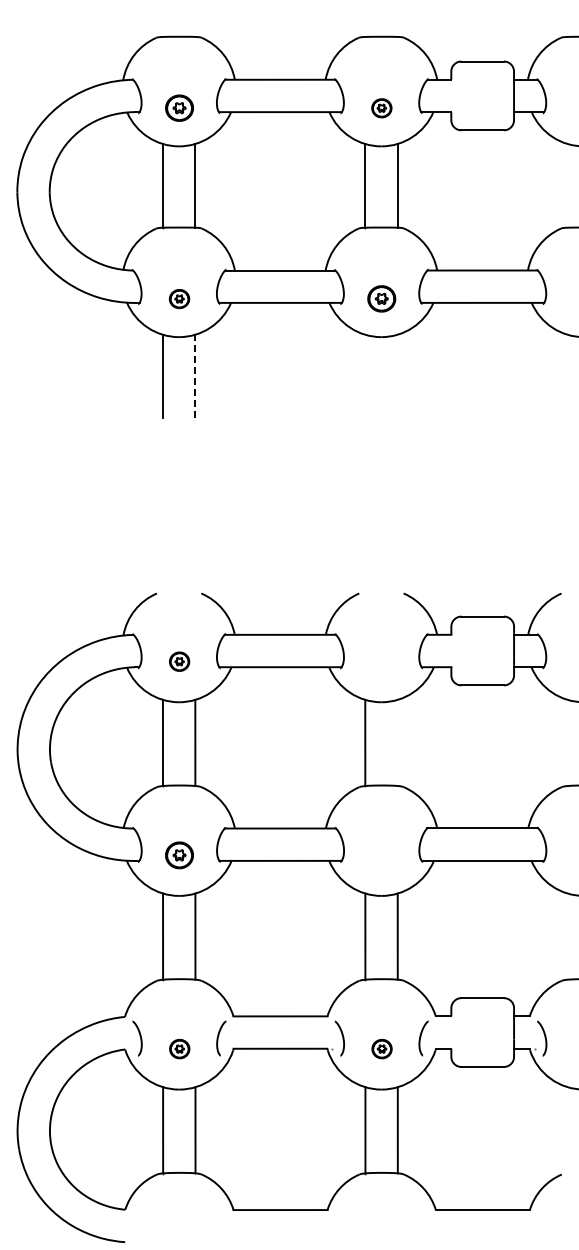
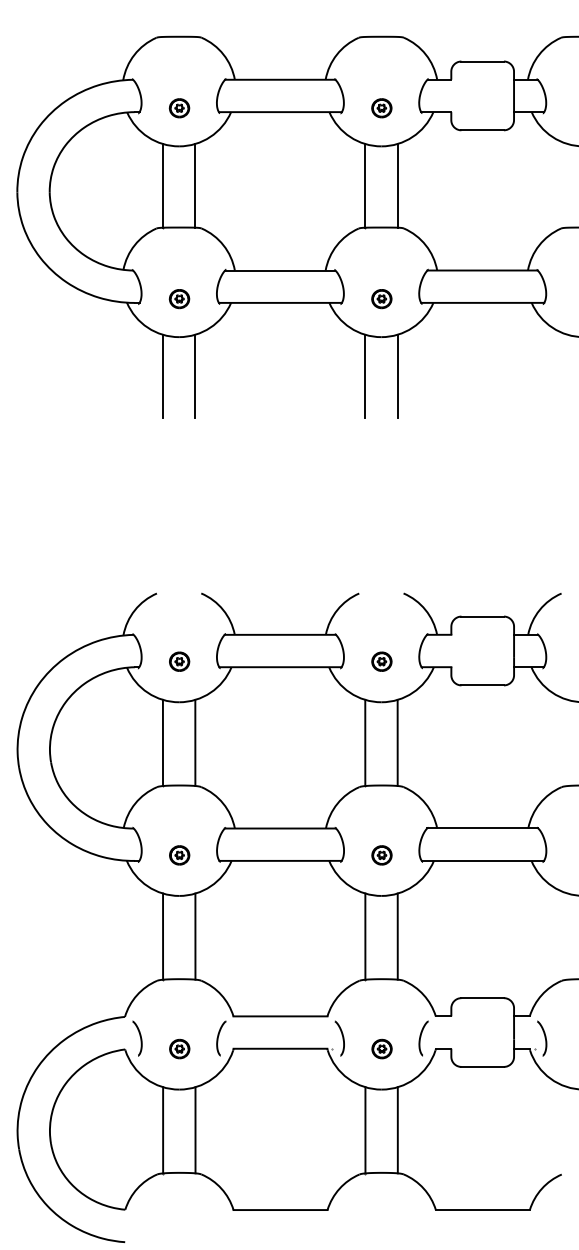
part size: 29x28 px -> 23x21 px (179, 108)
part size: 30x28 px -> 22x21 px (381, 299)
line: dashed -> solid (195, 376)
line: none -> present (365, 376)
line: none -> present (397, 376)
part: none -> present (381, 661)
line: none -> present (397, 742)
part size: 29x29 px -> 22x21 px (179, 855)
part: none -> present (381, 855)
